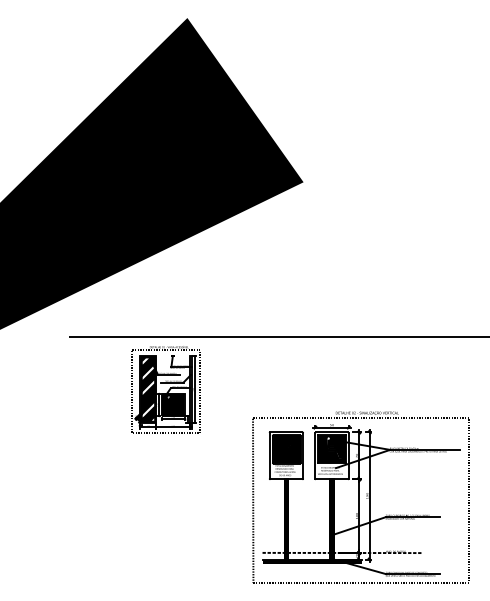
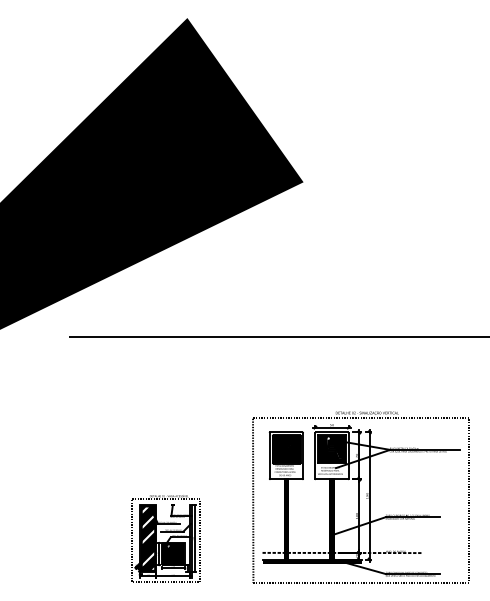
part position: (165, 389) -> (165, 538) (165, 538)
